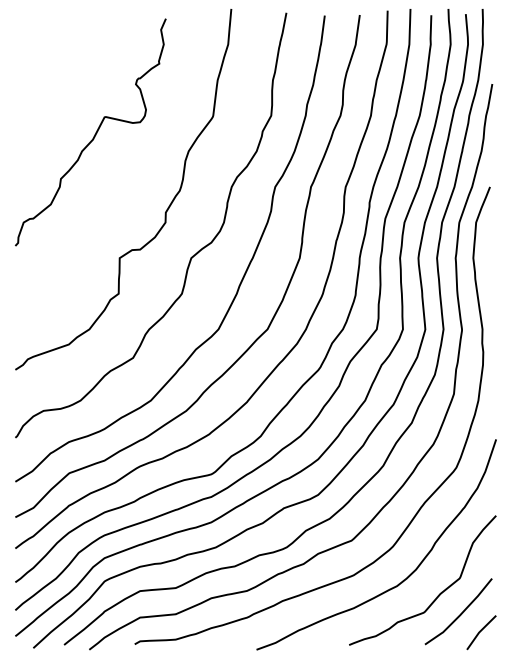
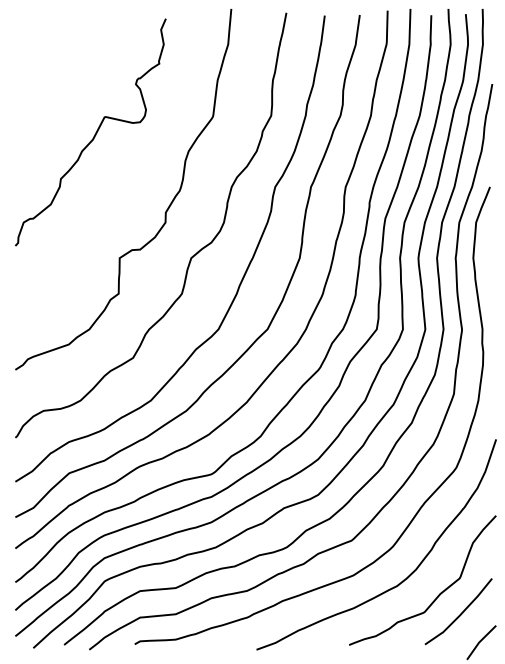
line position: (481, 631) -> (481, 641) (481, 641)
